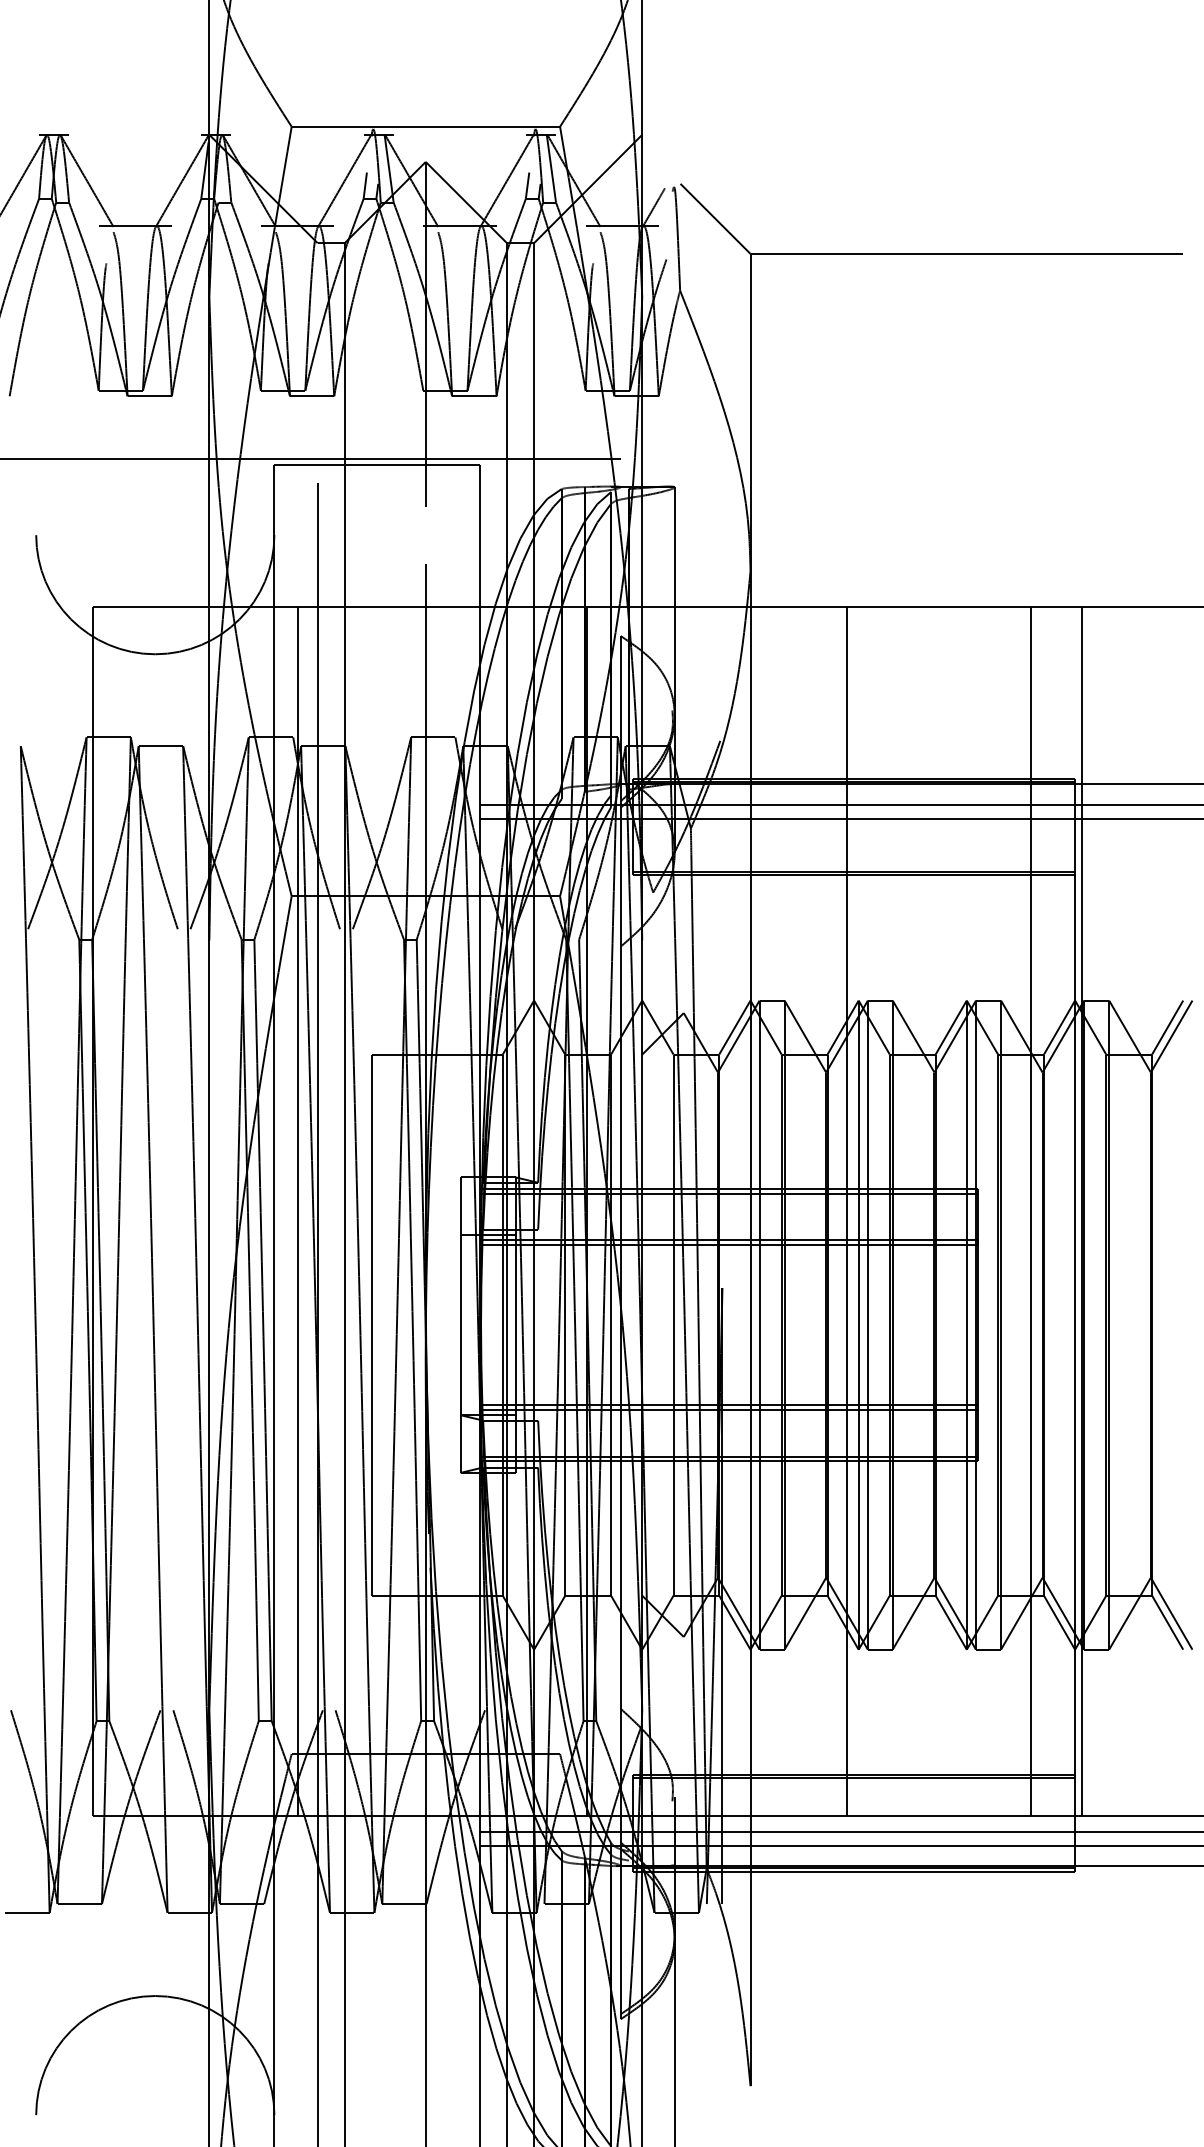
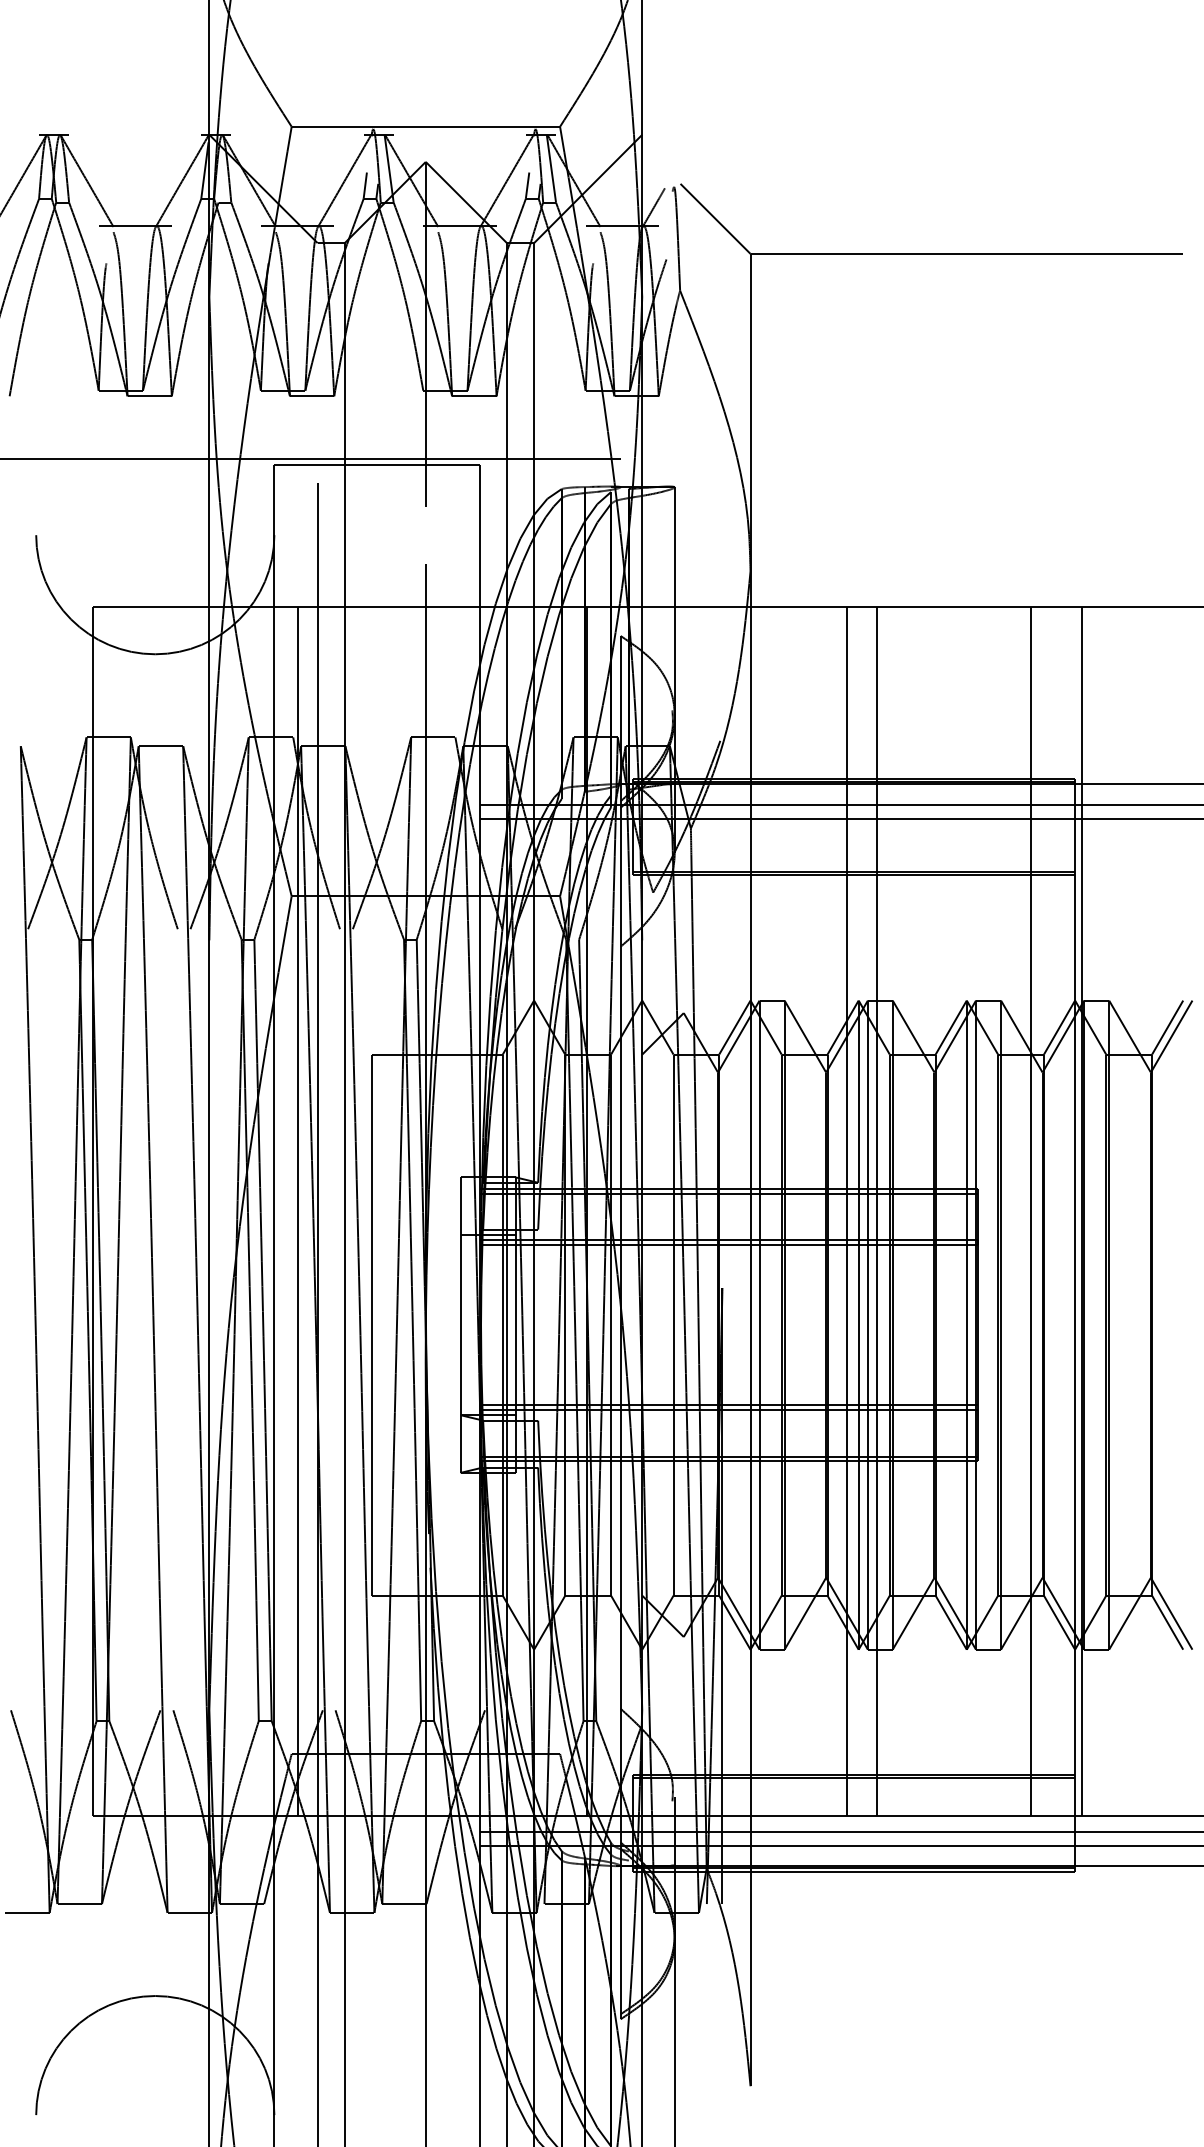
line: none -> present (876, 1211)
